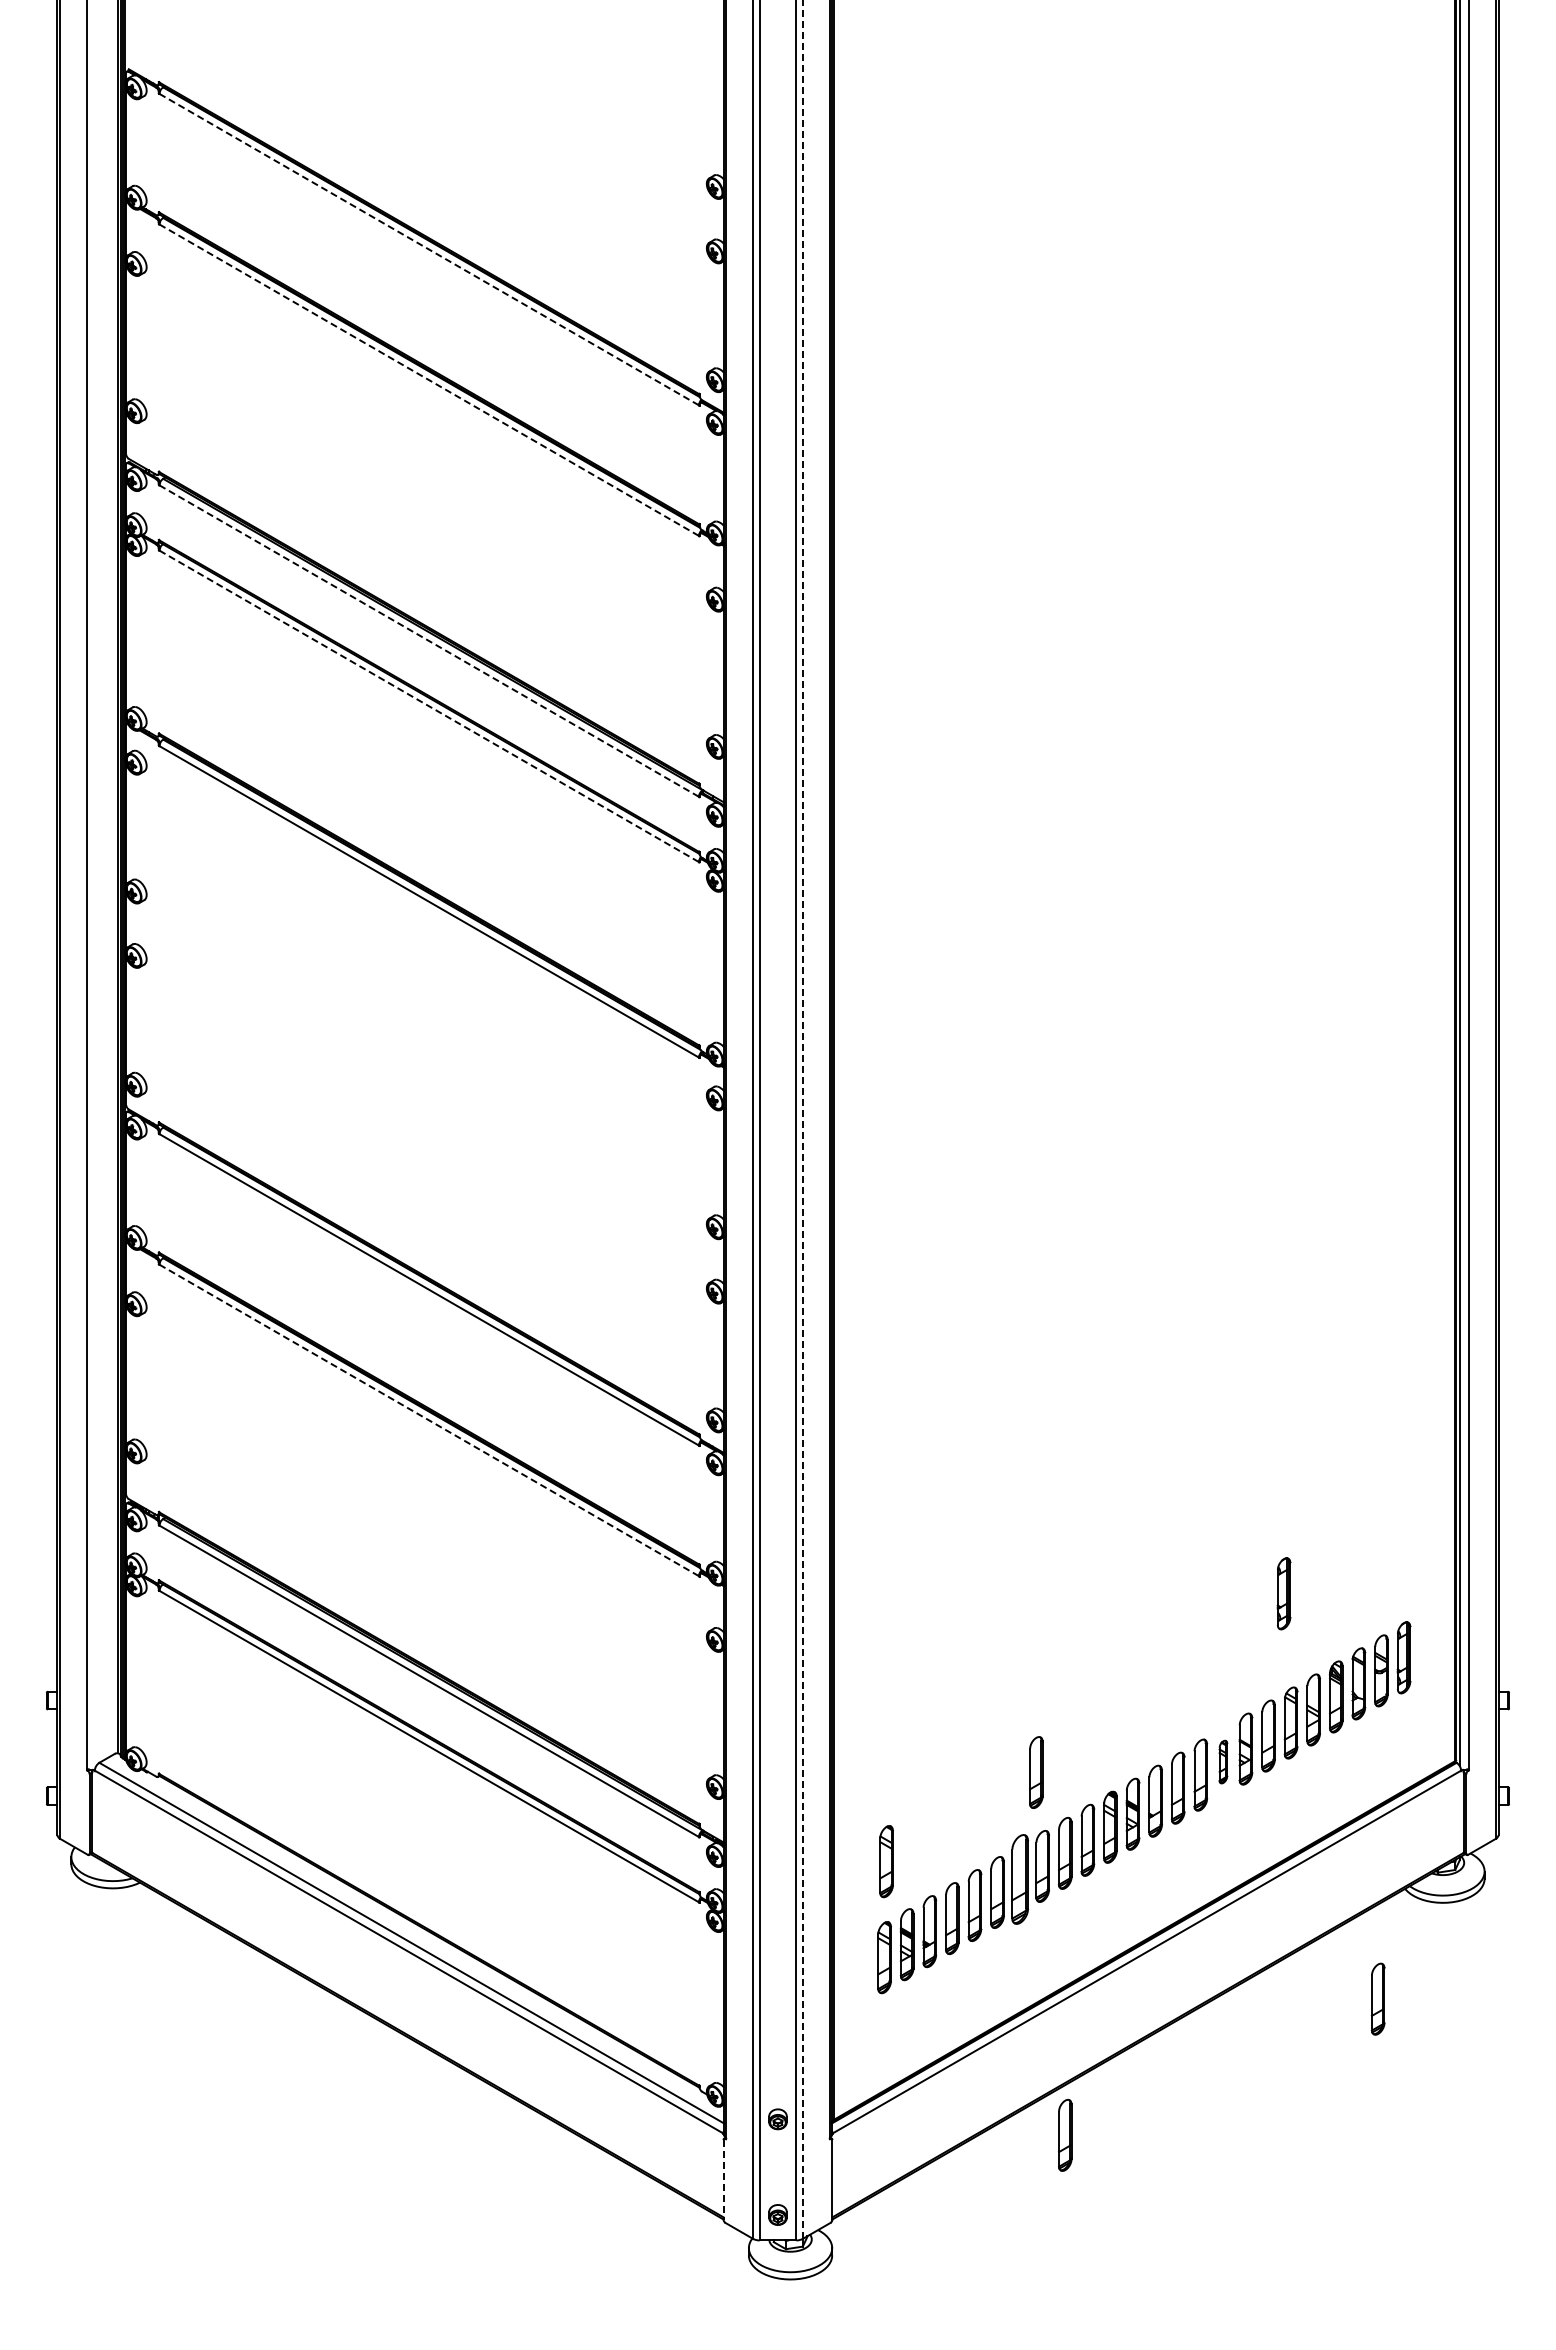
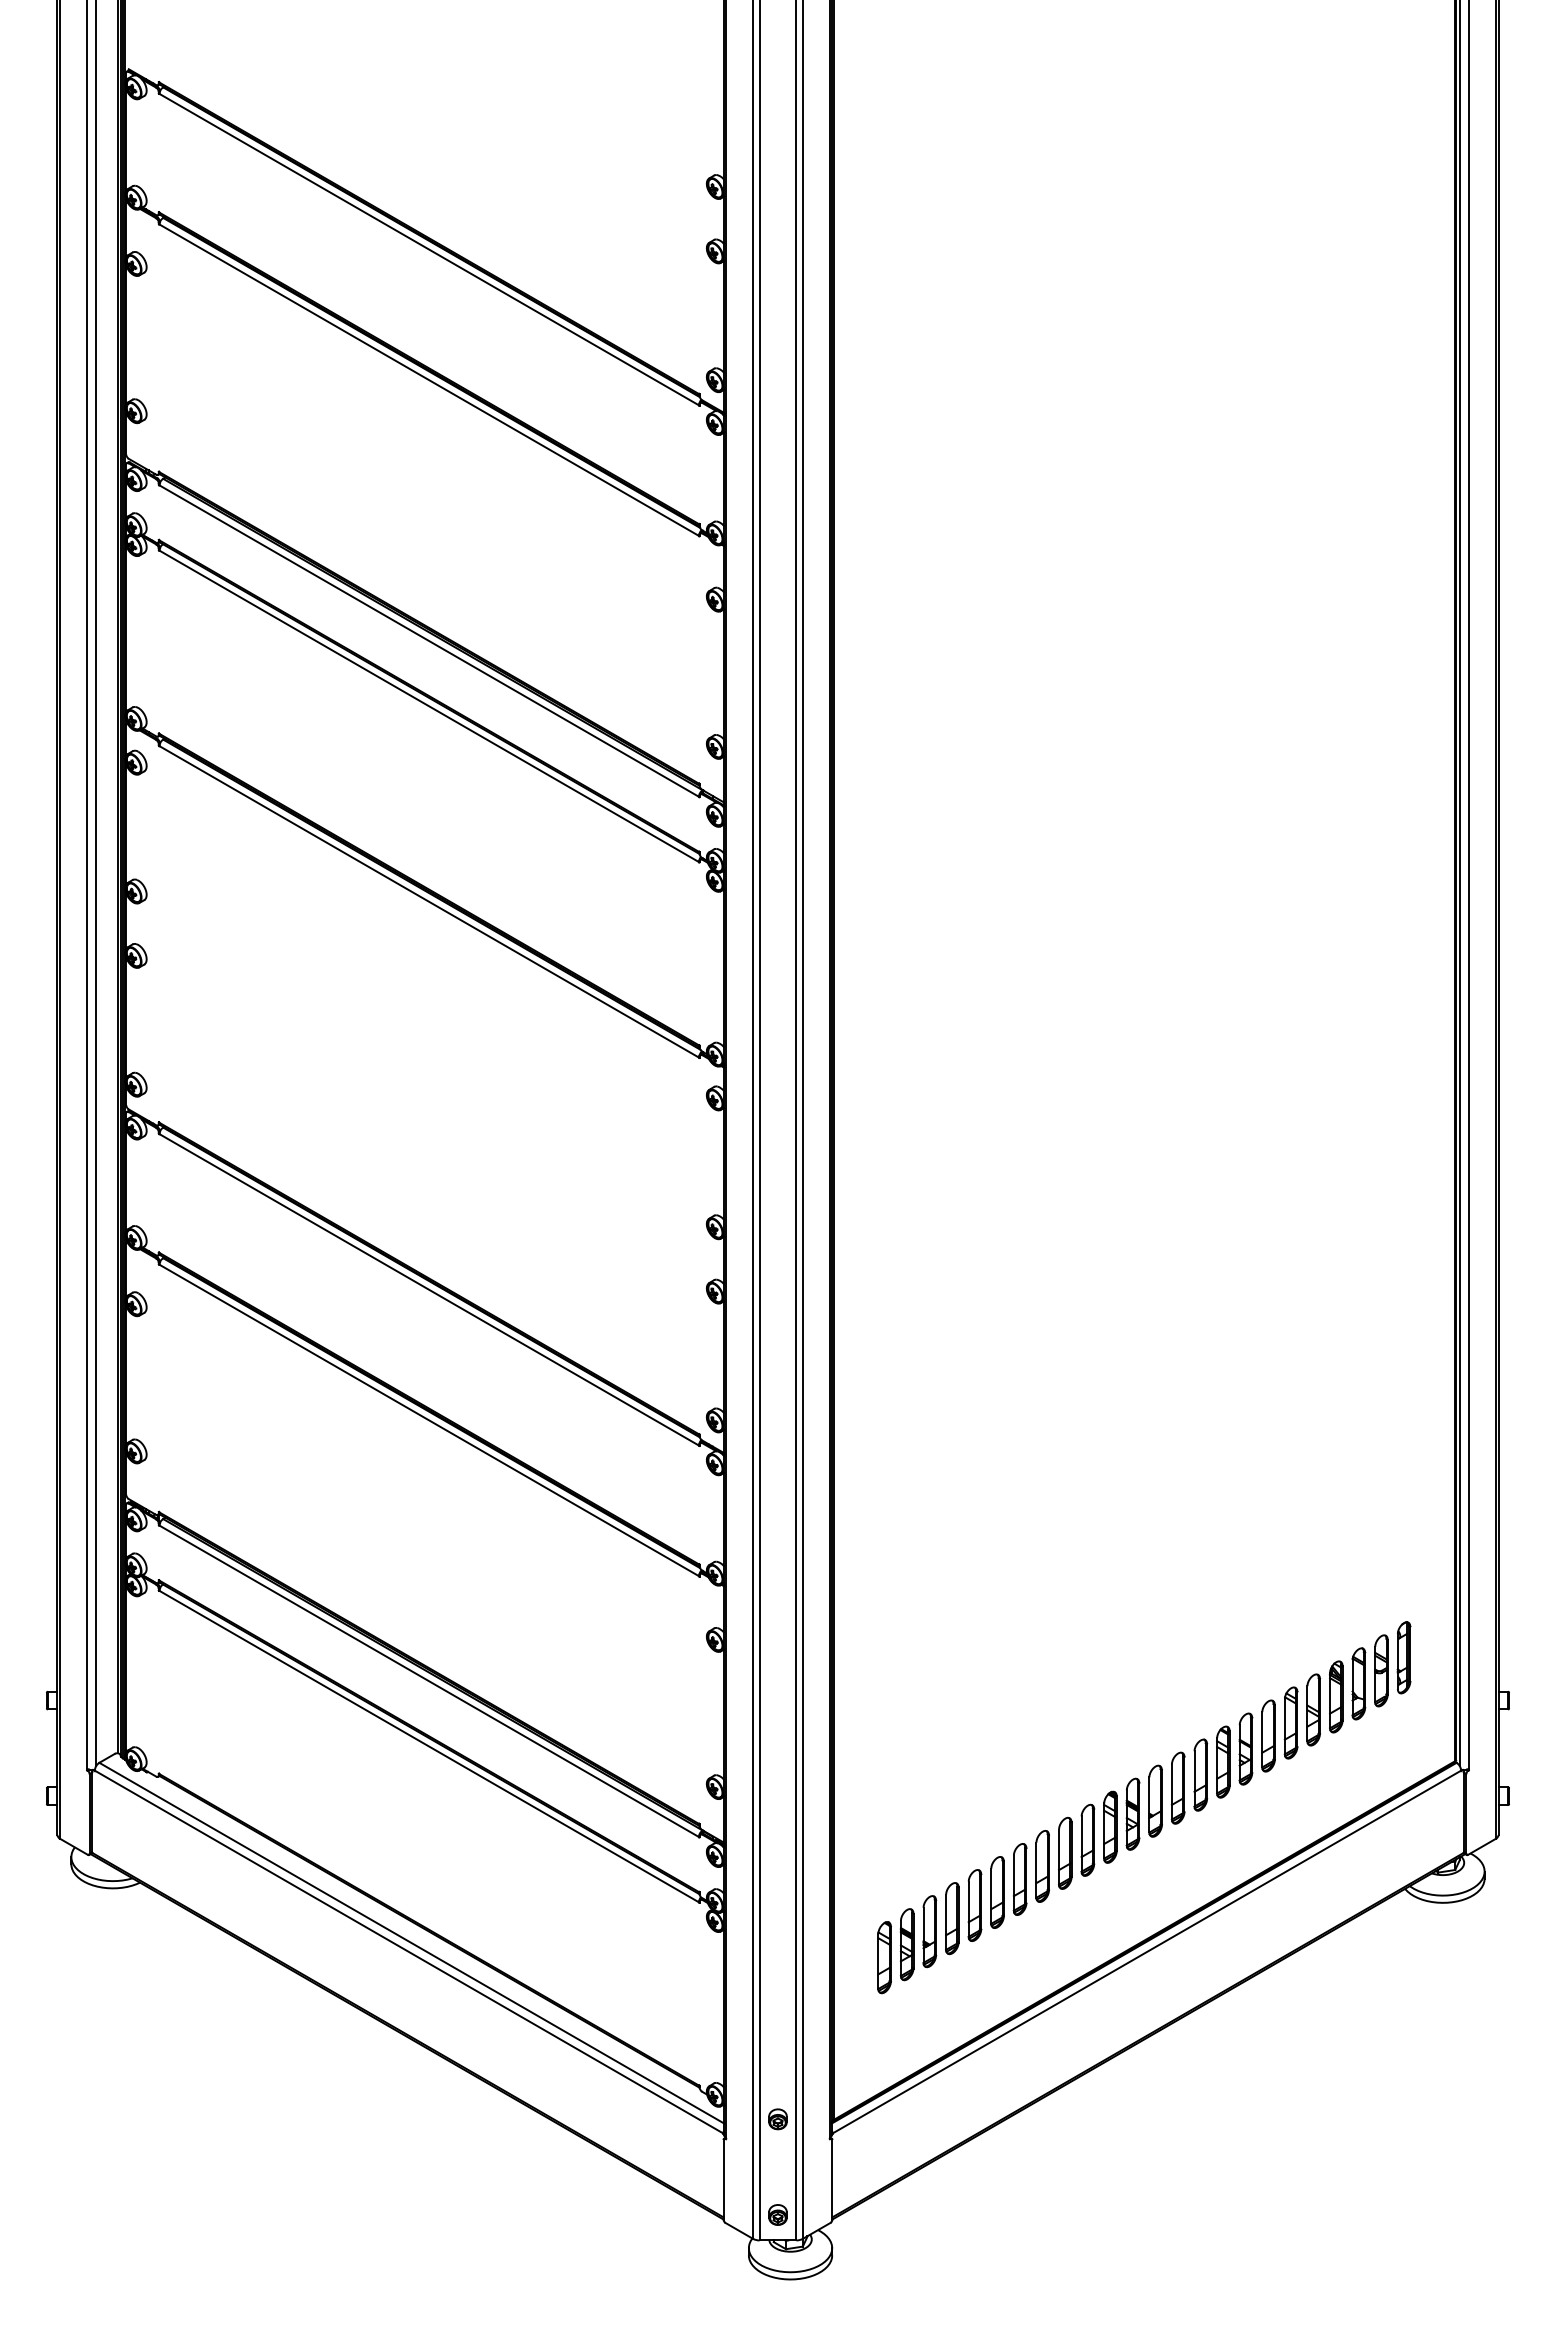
line: dashed -> solid (428, 249)
line: dashed -> solid (428, 379)
line: dashed -> solid (428, 640)
line: dashed -> solid (428, 706)
line: none -> present (96, 884)
line: dashed -> solid (802, 1119)
line: dashed -> solid (428, 1420)
part: present -> none (1283, 1593)
part size: 11x46 px -> 15x74 px (1223, 1761)
part: present -> none (1036, 1772)
part: present -> none (886, 1861)
part size: 19x91 px -> 16x73 px (1019, 1879)
part: present -> none (1377, 1998)
part: present -> none (1065, 2135)
line: dashed -> solid (723, 2179)
